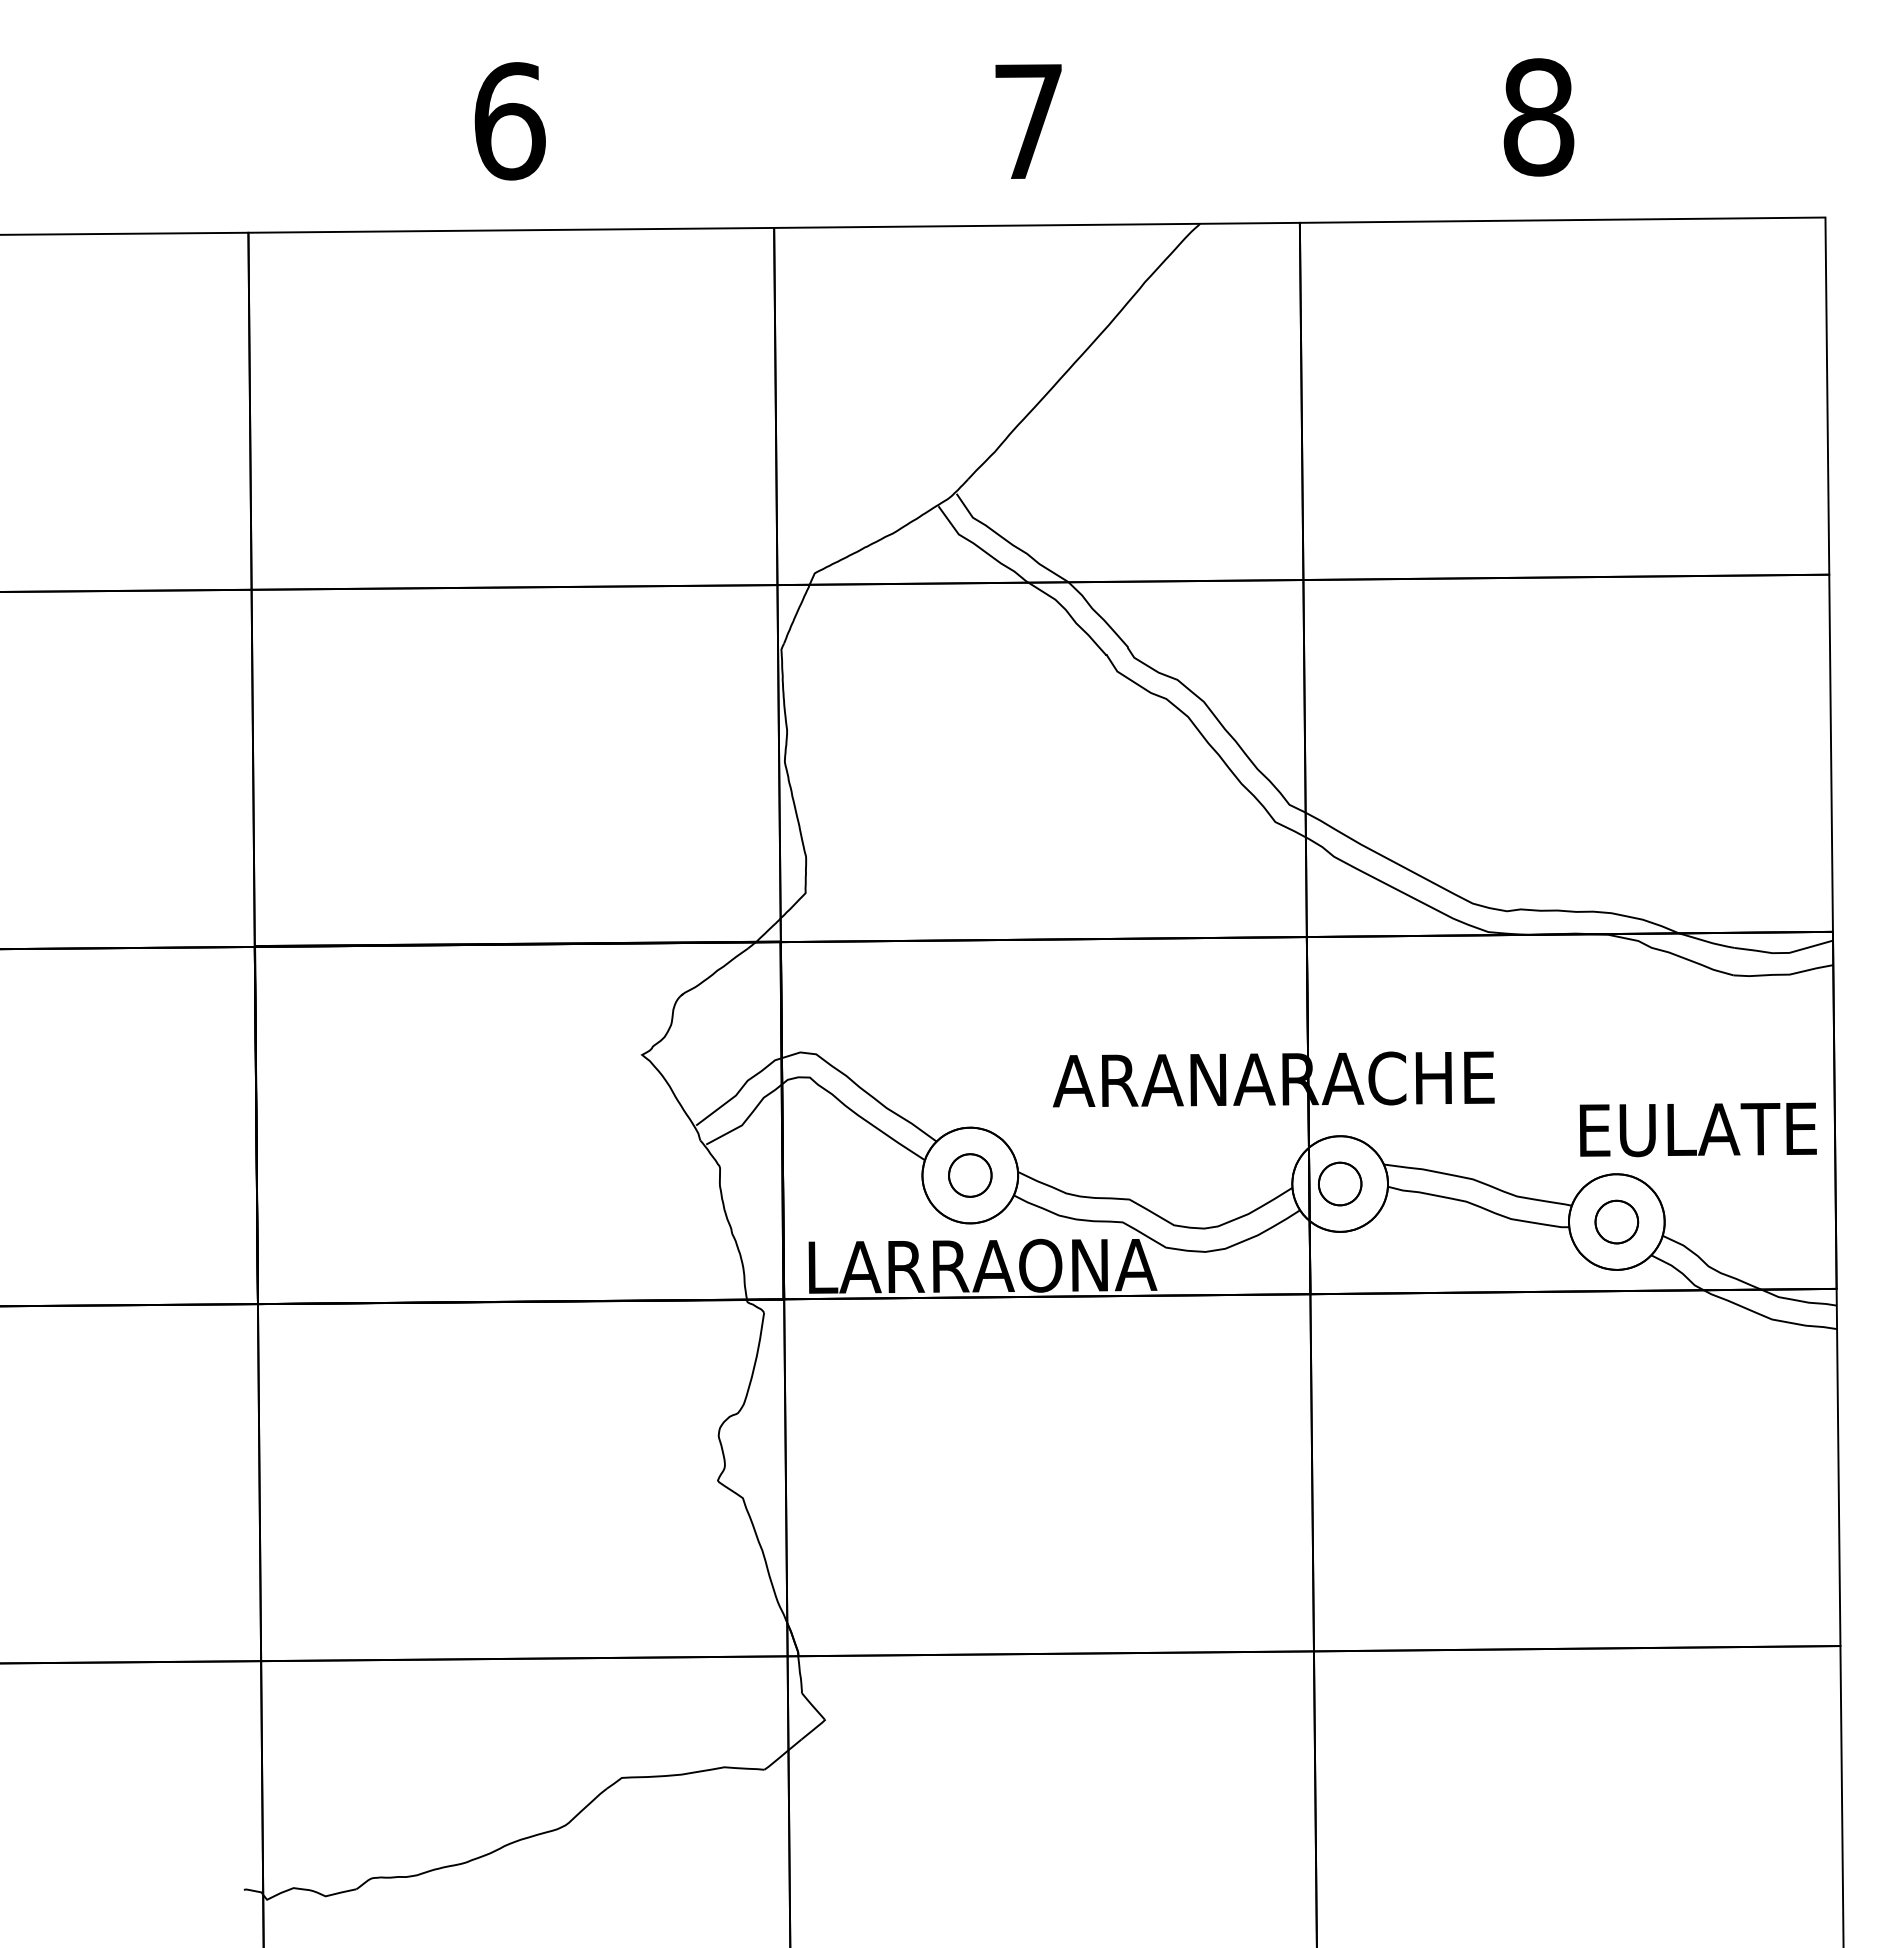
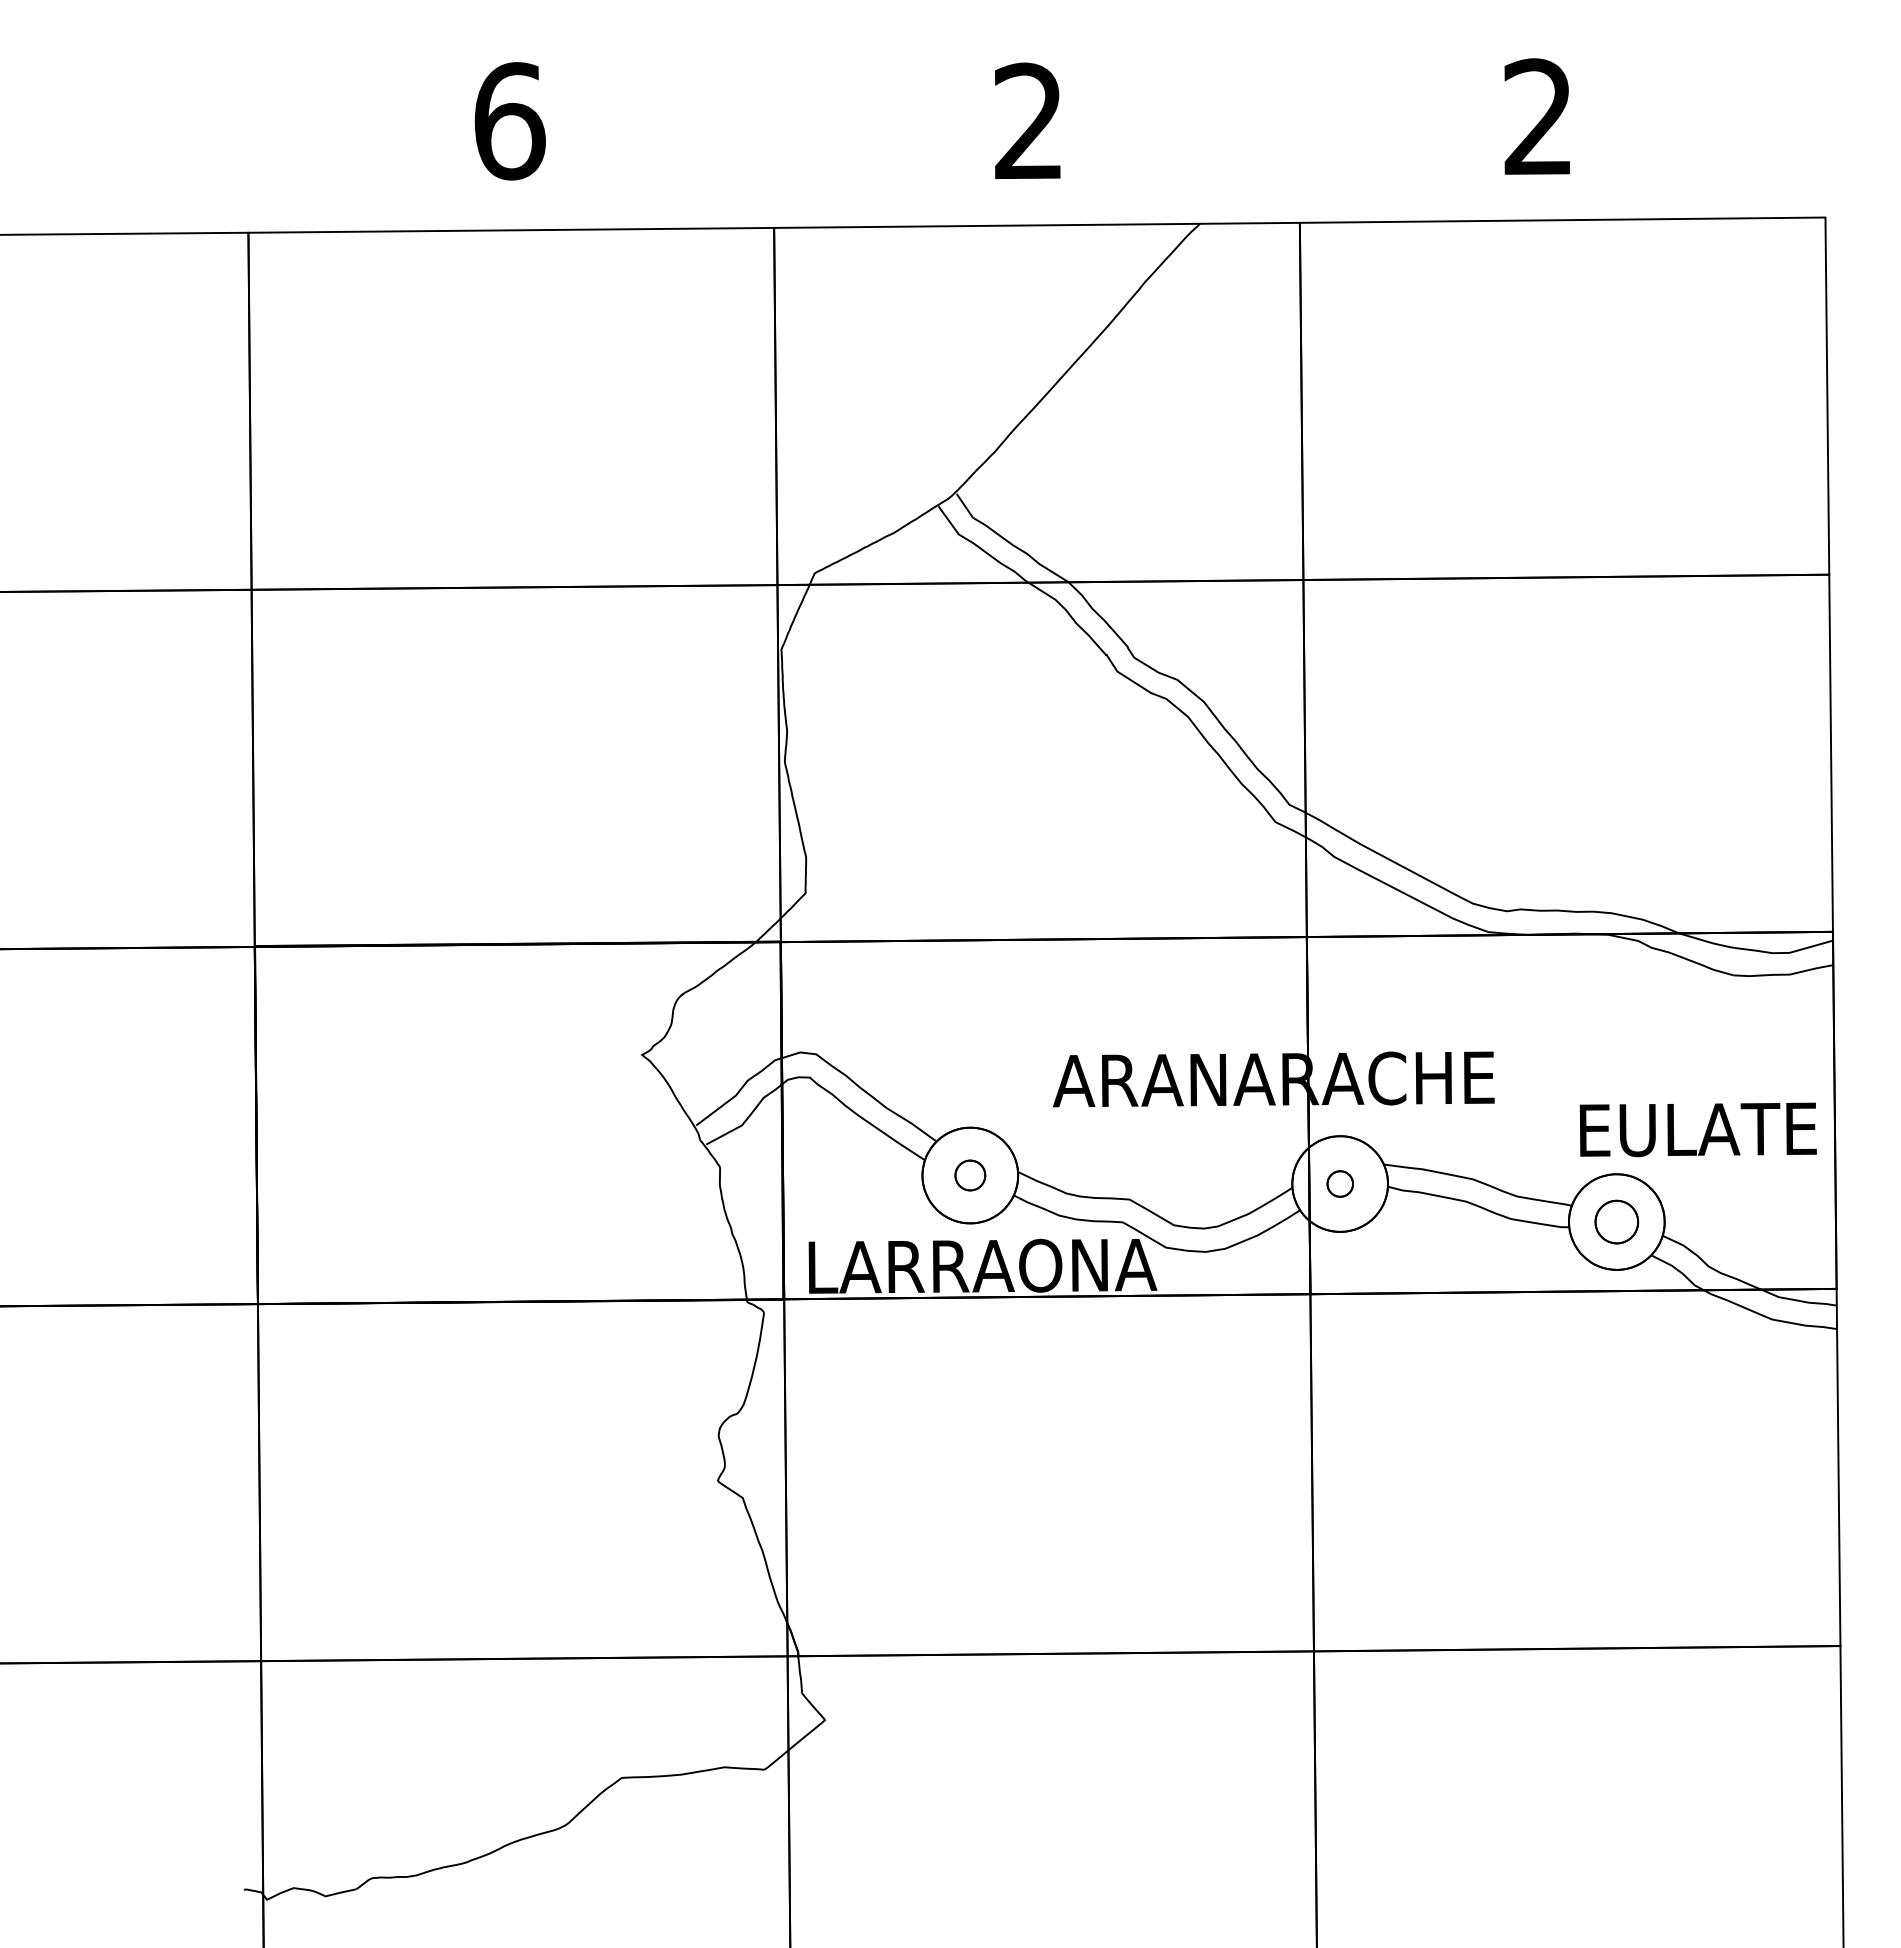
text: 8 -> 2 (1538, 117)
text: 7 -> 2 (1028, 120)
part size: 45x45 px -> 33x33 px (970, 1175)
part size: 45x46 px -> 28x28 px (1339, 1183)
